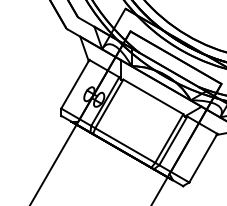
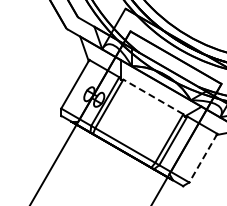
line: solid -> dashed (153, 96)
line: solid -> dashed (203, 158)
